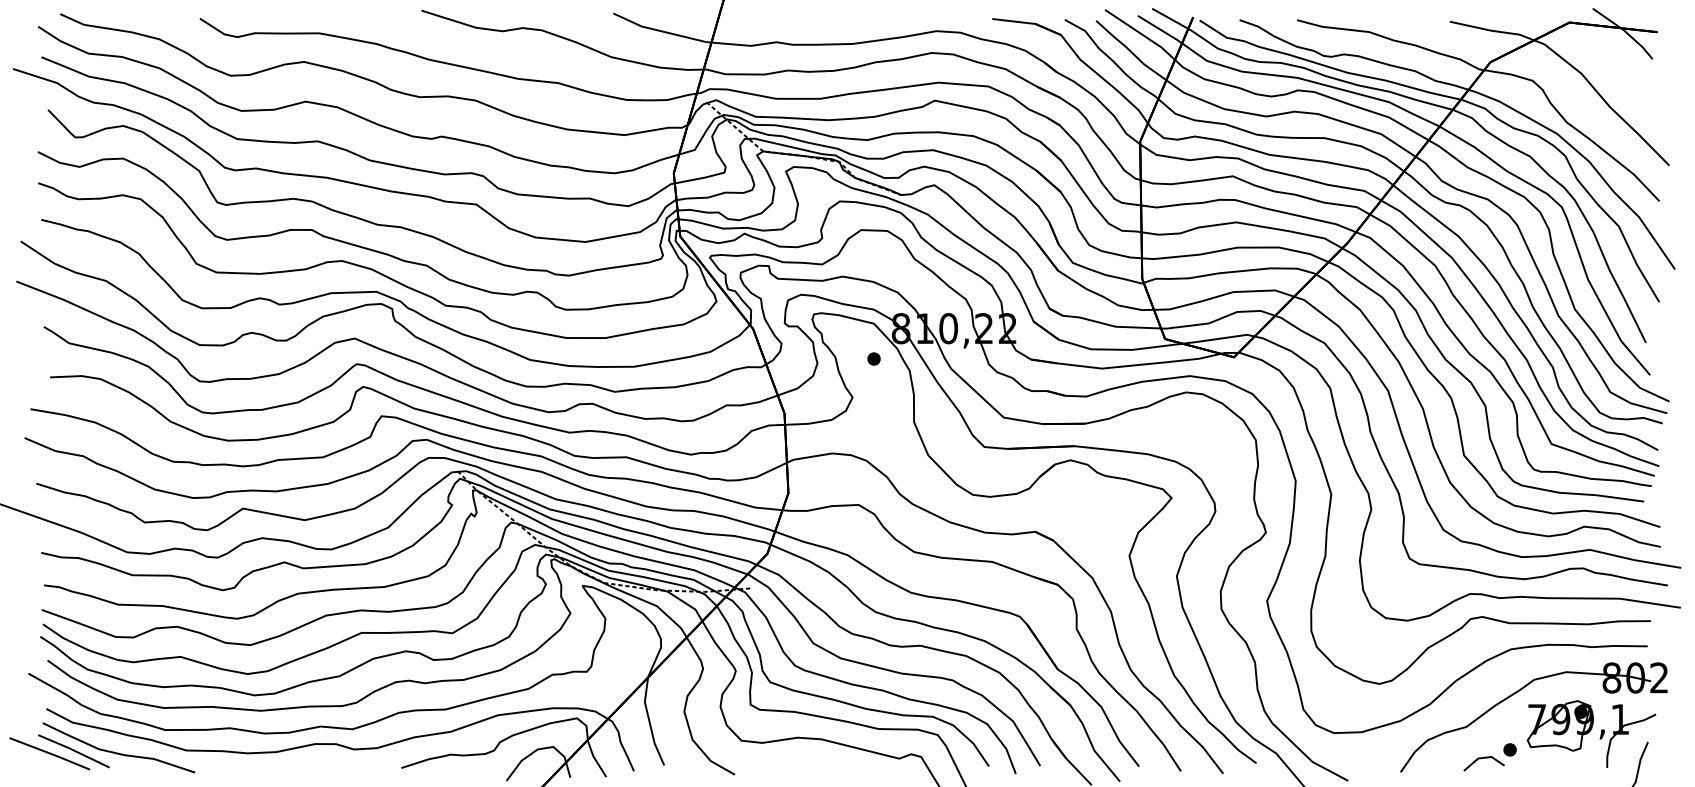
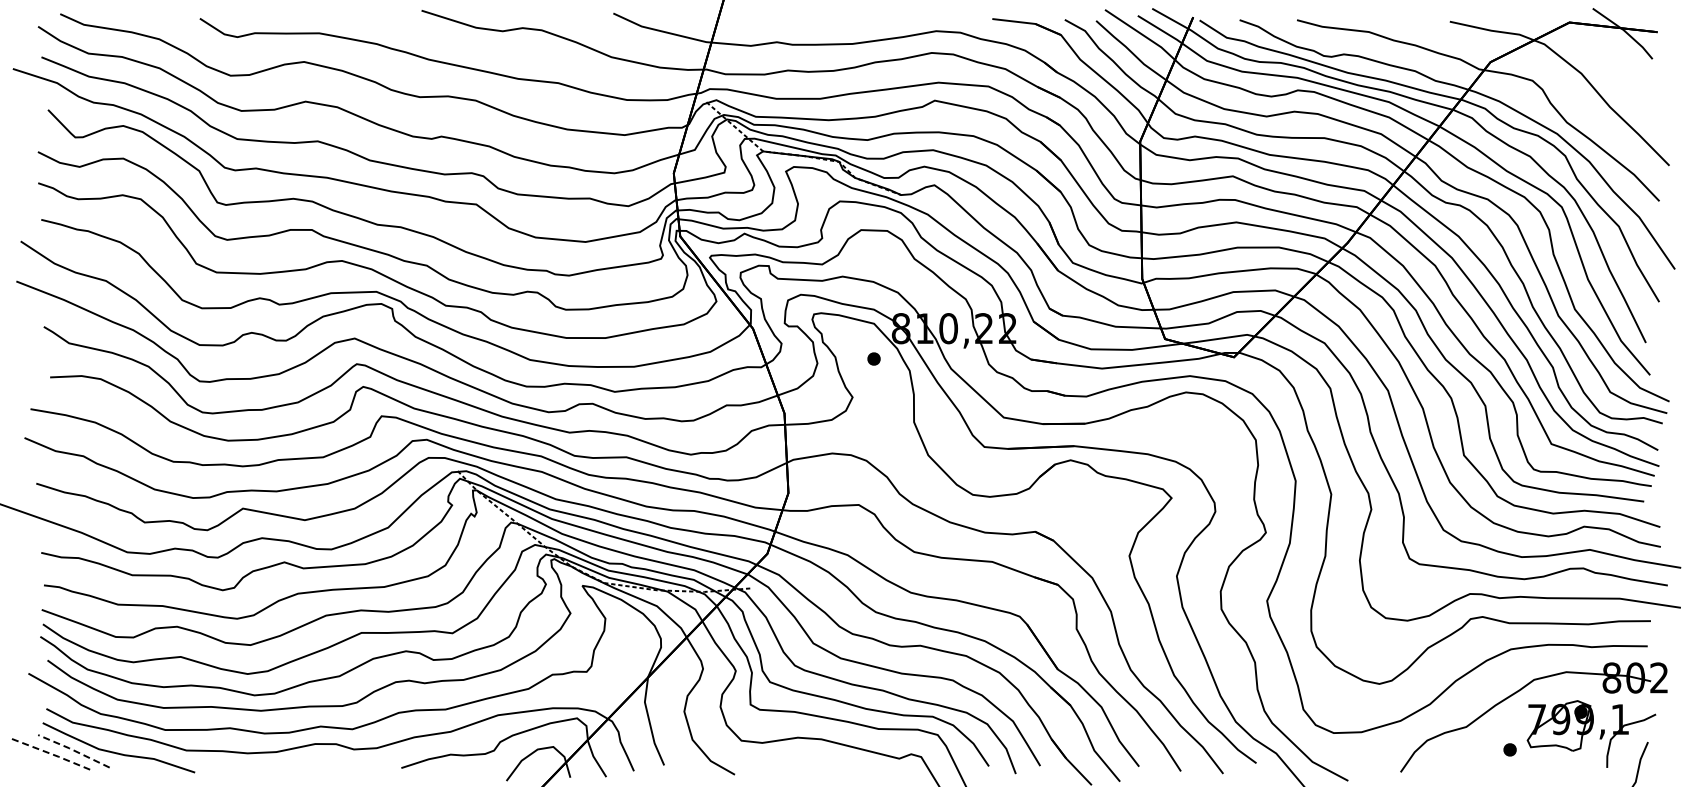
line: solid -> dashed (73, 750)
line: solid -> dashed (50, 753)
line: present -> none (1483, 758)
